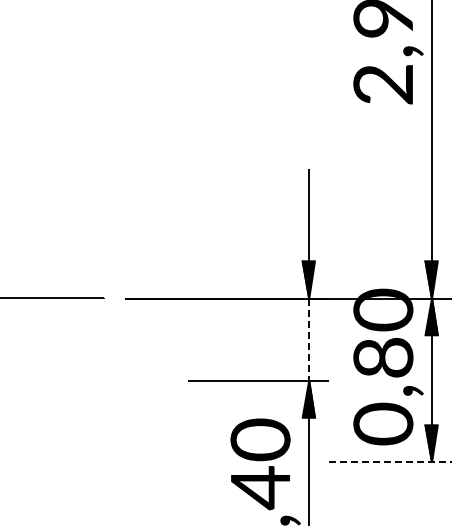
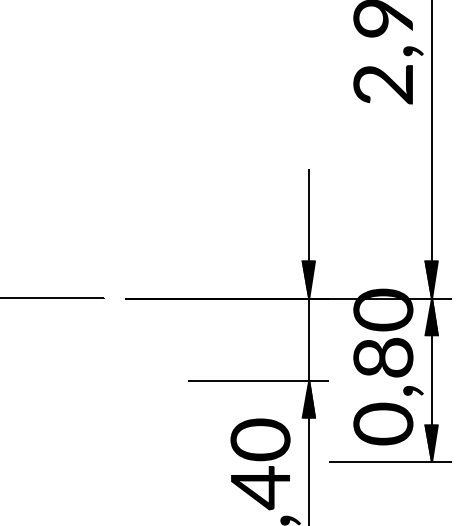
line: dashed -> solid (309, 339)
line: dashed -> solid (391, 462)
